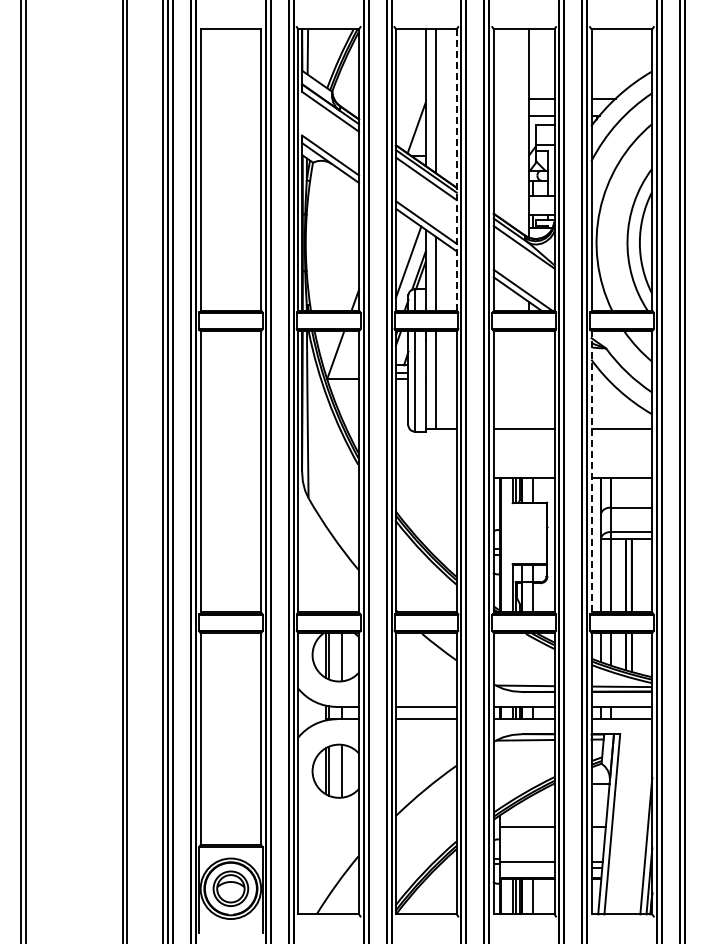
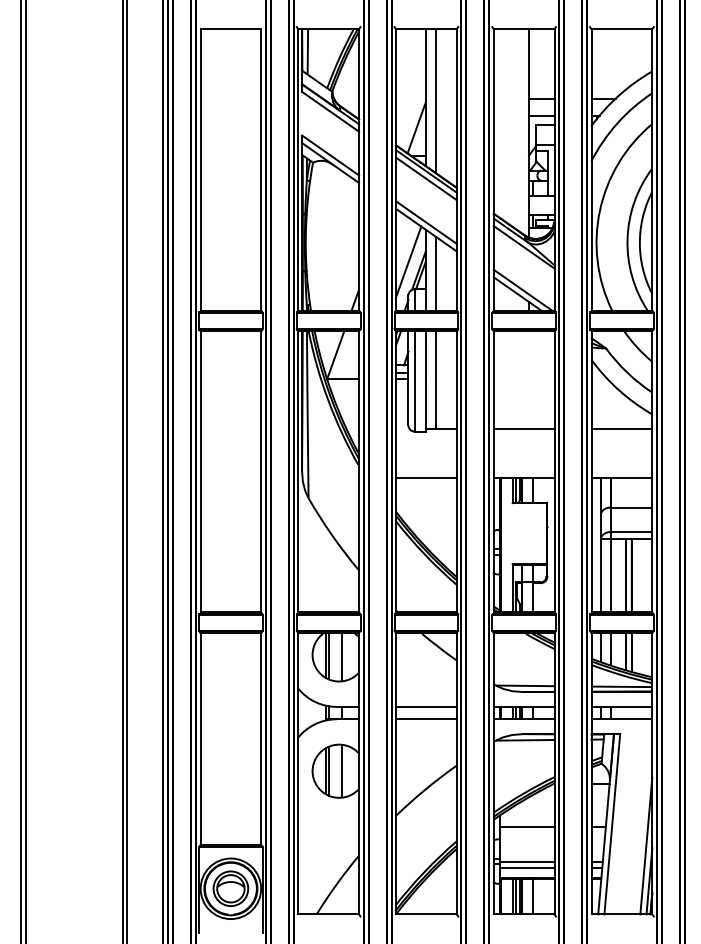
line: dashed -> solid (456, 169)
line: dashed -> solid (591, 471)
line: none -> present (426, 478)
line: none -> present (527, 867)
